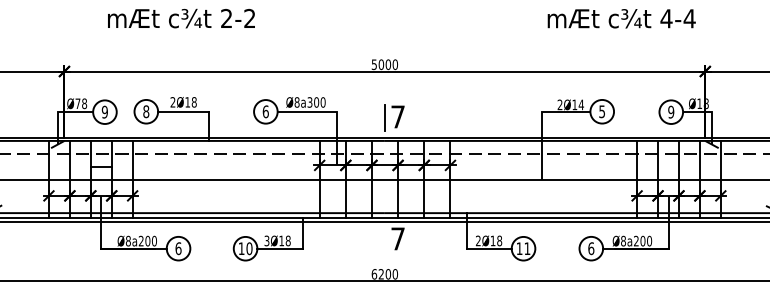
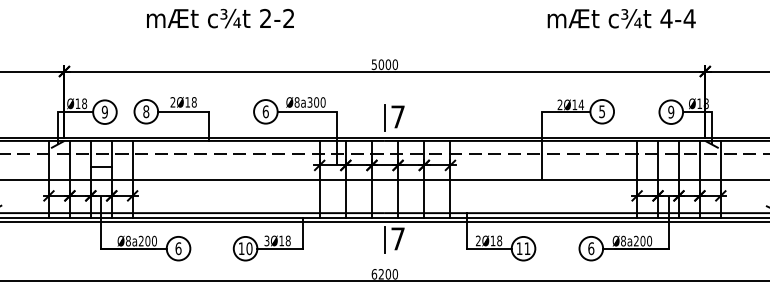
text position: (181, 18) -> (220, 18) (220, 18)
text: Ø78 -> Ø18 (77, 103)
line: none -> present (384, 239)
